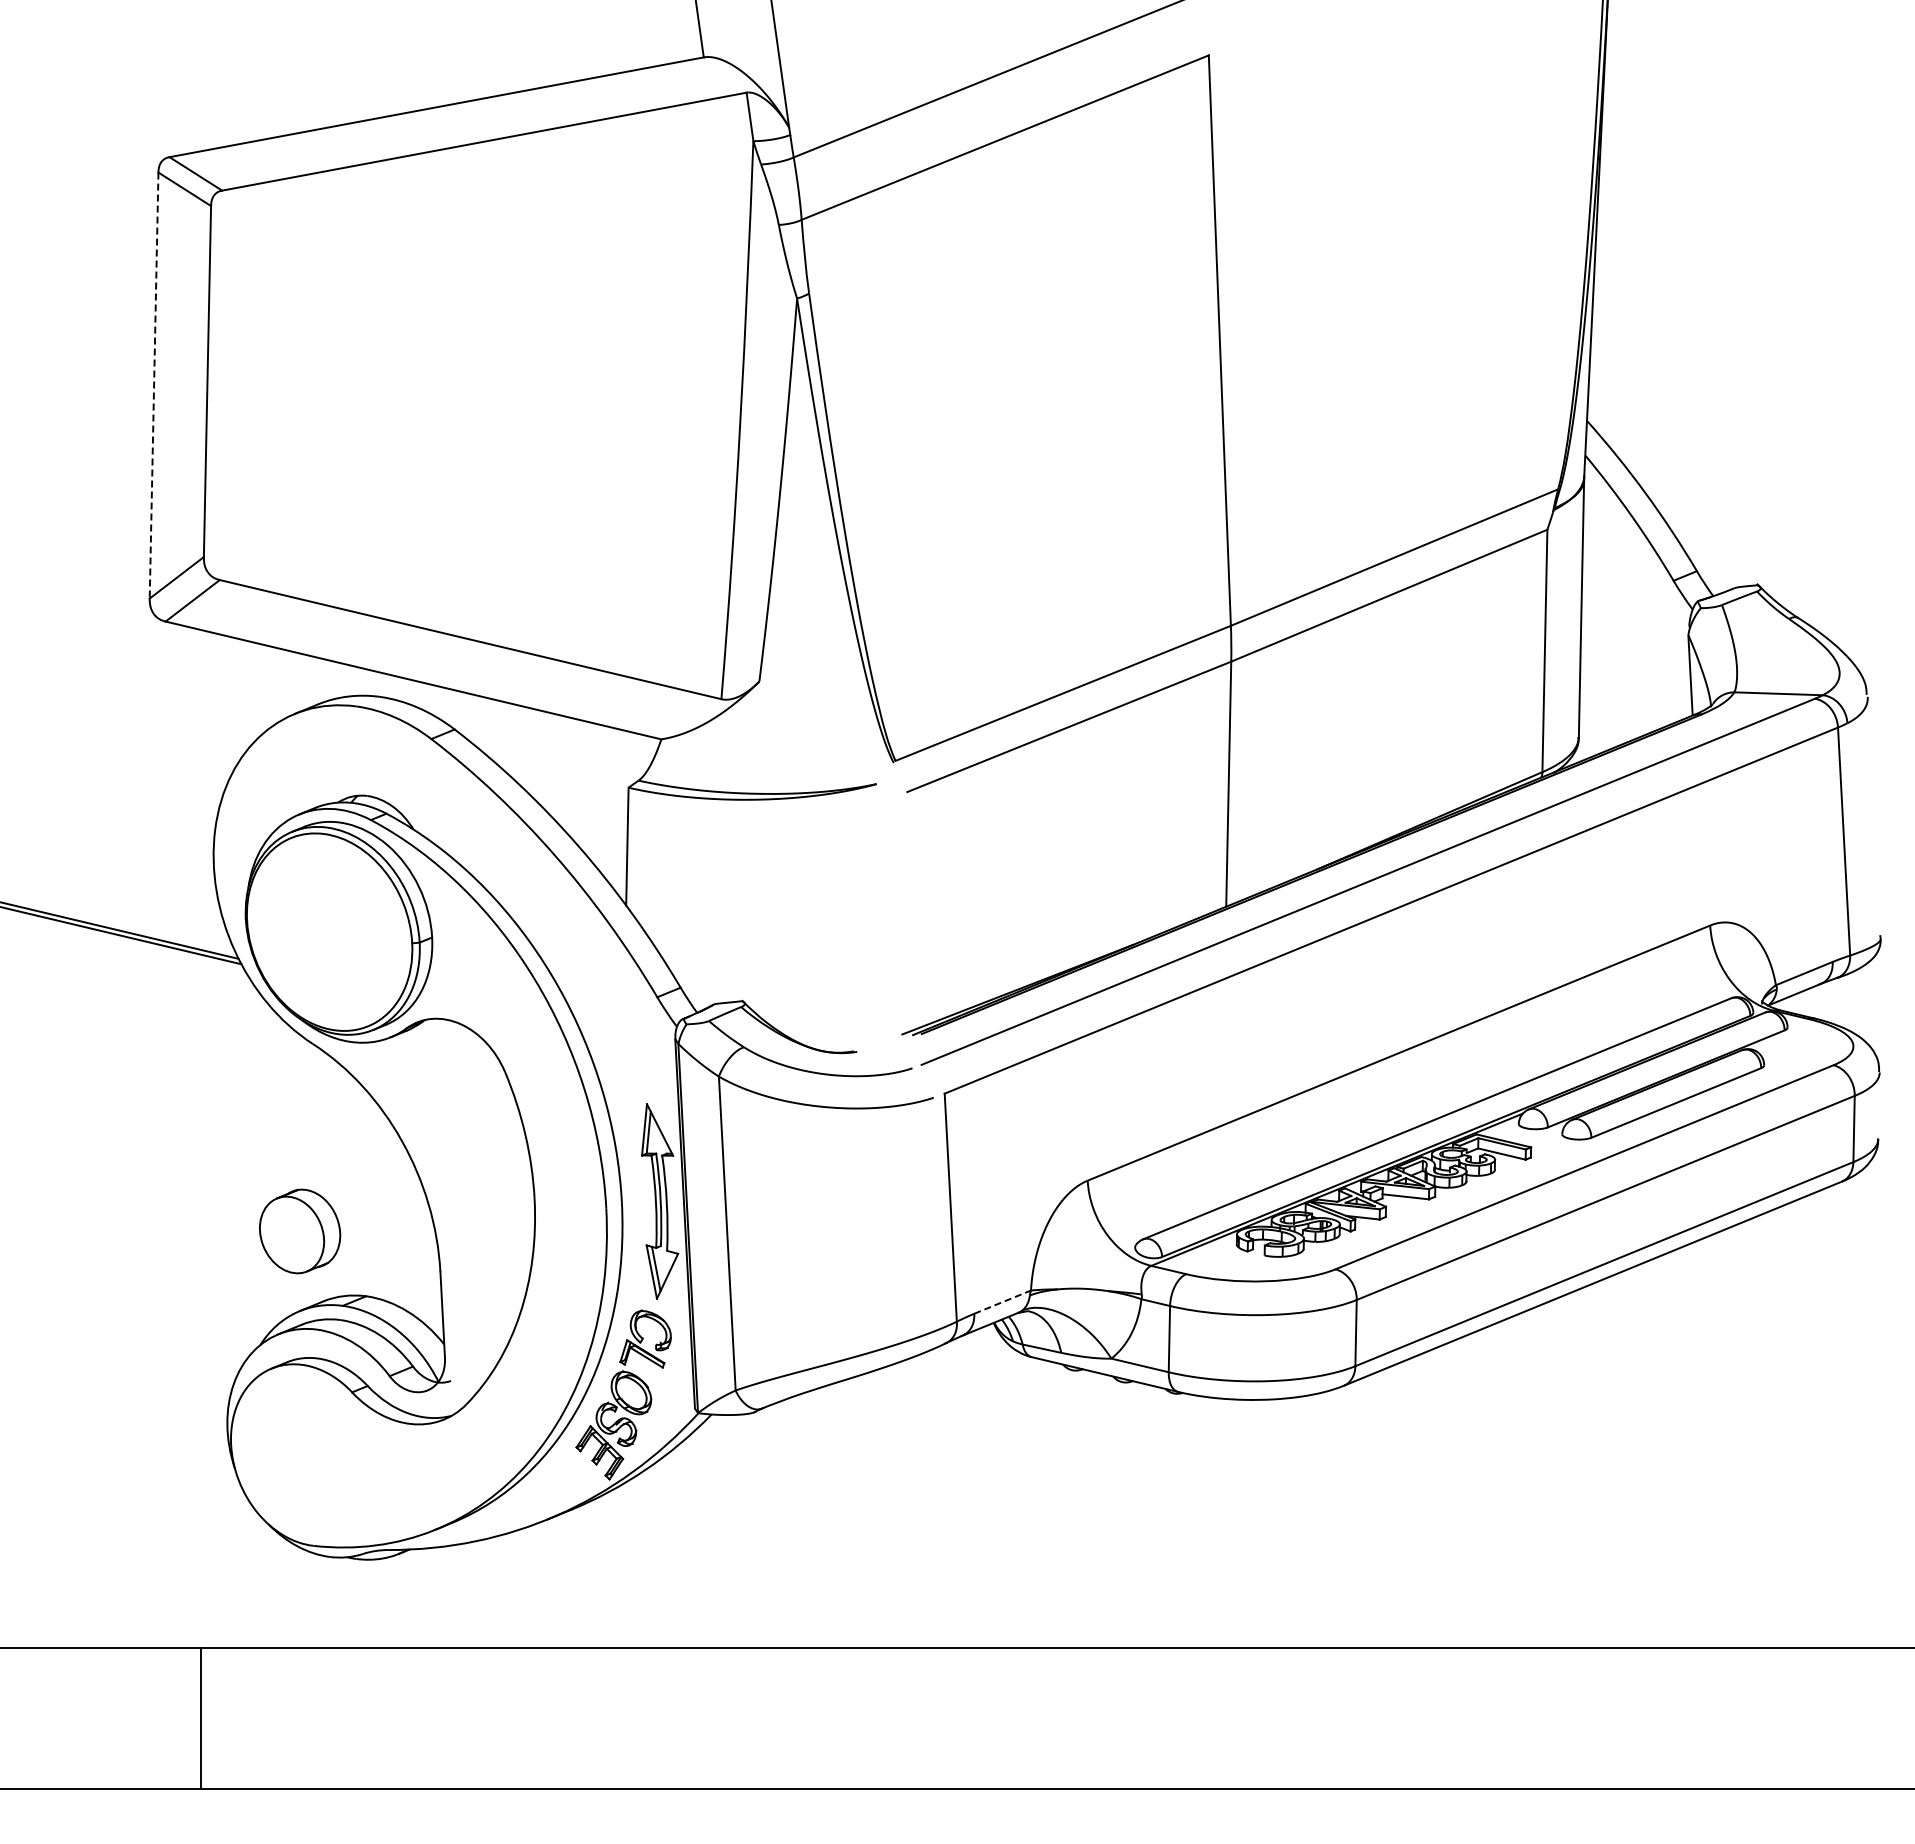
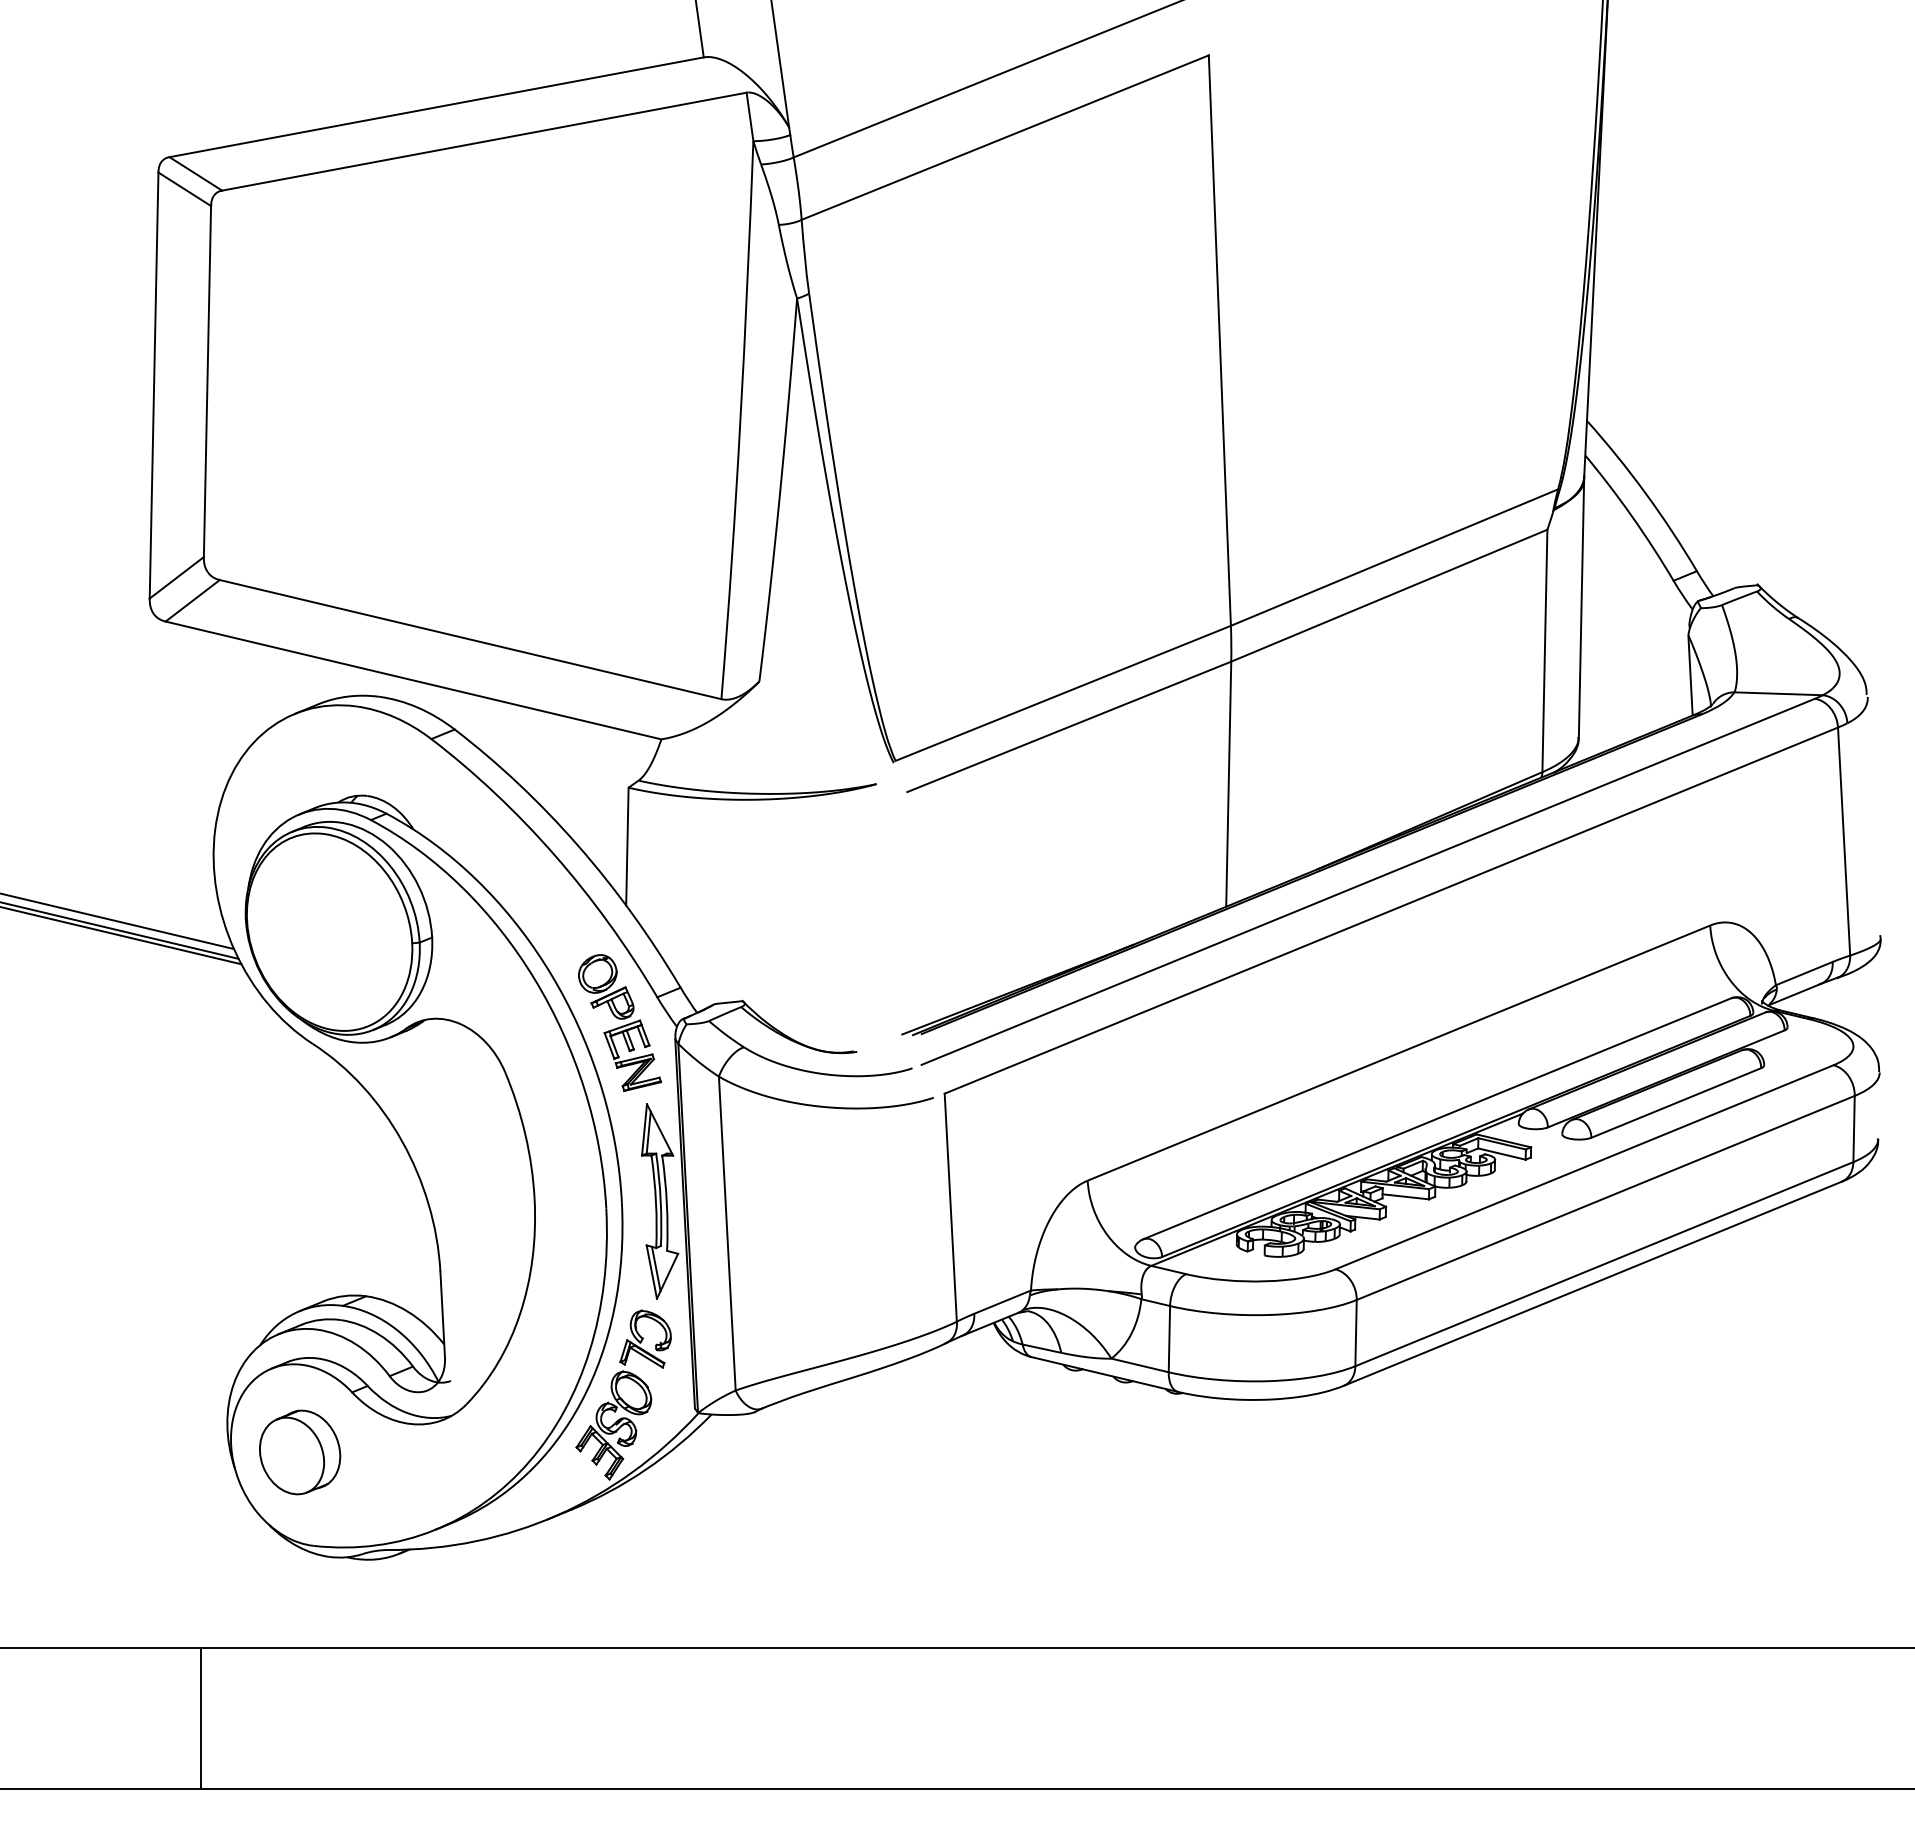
line: dashed -> solid (154, 386)
line: none -> present (117, 921)
part: none -> present (619, 1023)
part position: (300, 1231) -> (300, 1452) (300, 1452)
line: dashed -> solid (1002, 1302)
